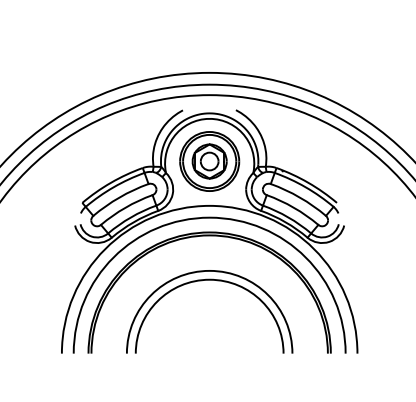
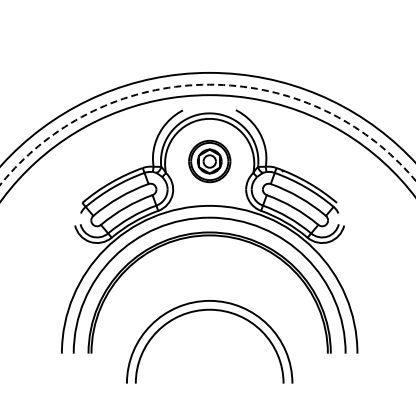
arc: solid -> dashed (206, 84)
part size: 62x61 px -> 44x44 px (209, 161)
part position: (202, 281) -> (202, 311) (202, 311)
